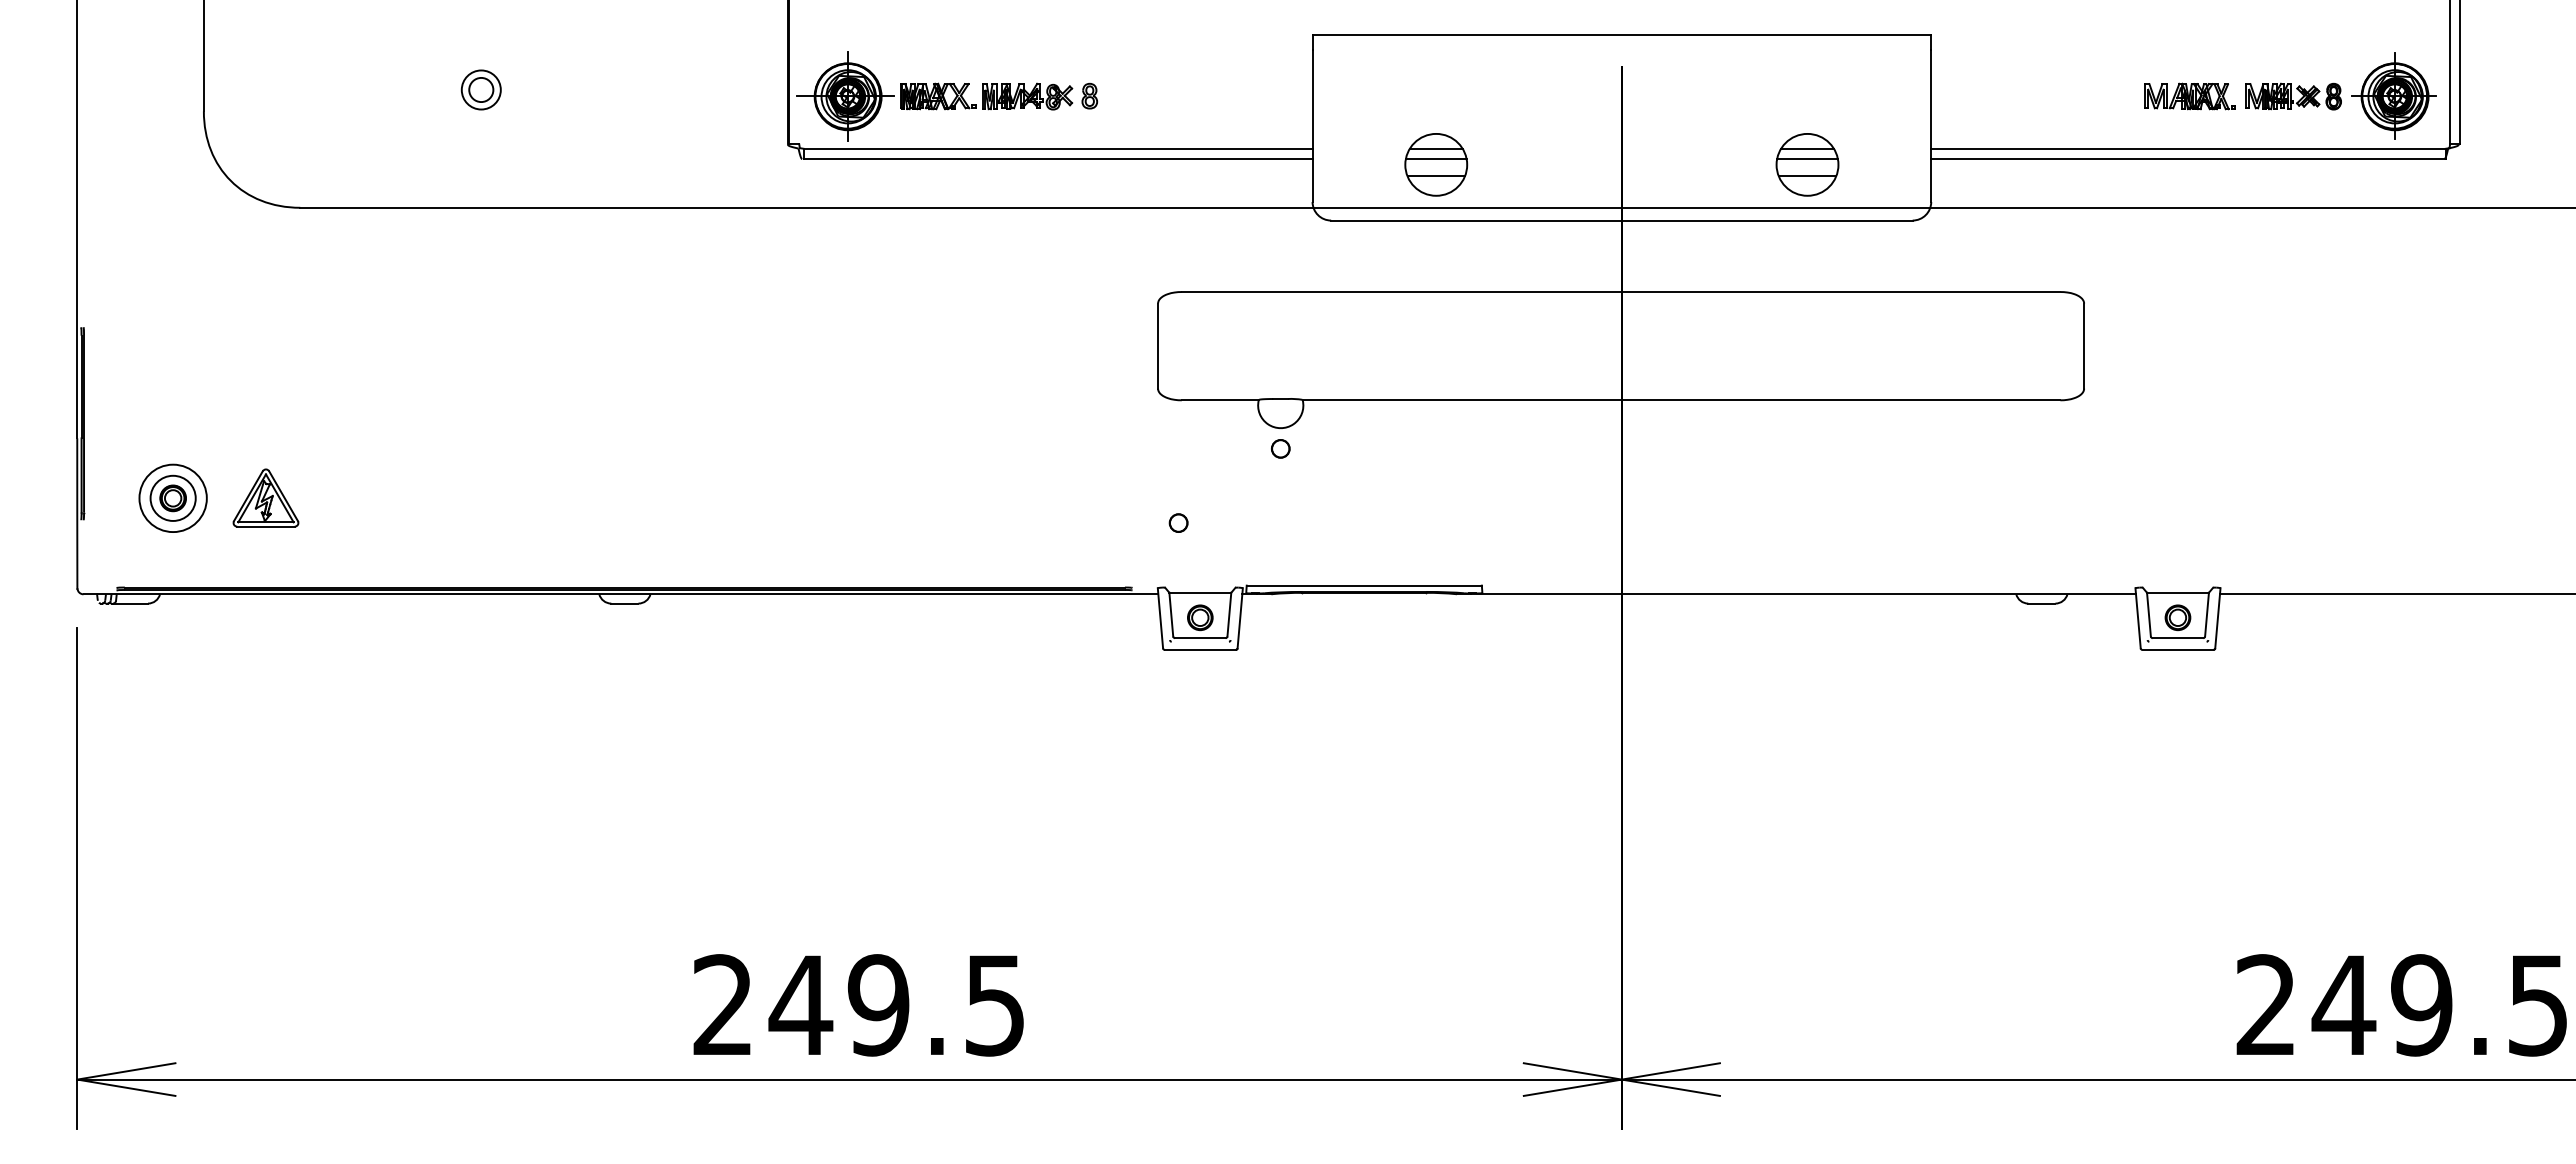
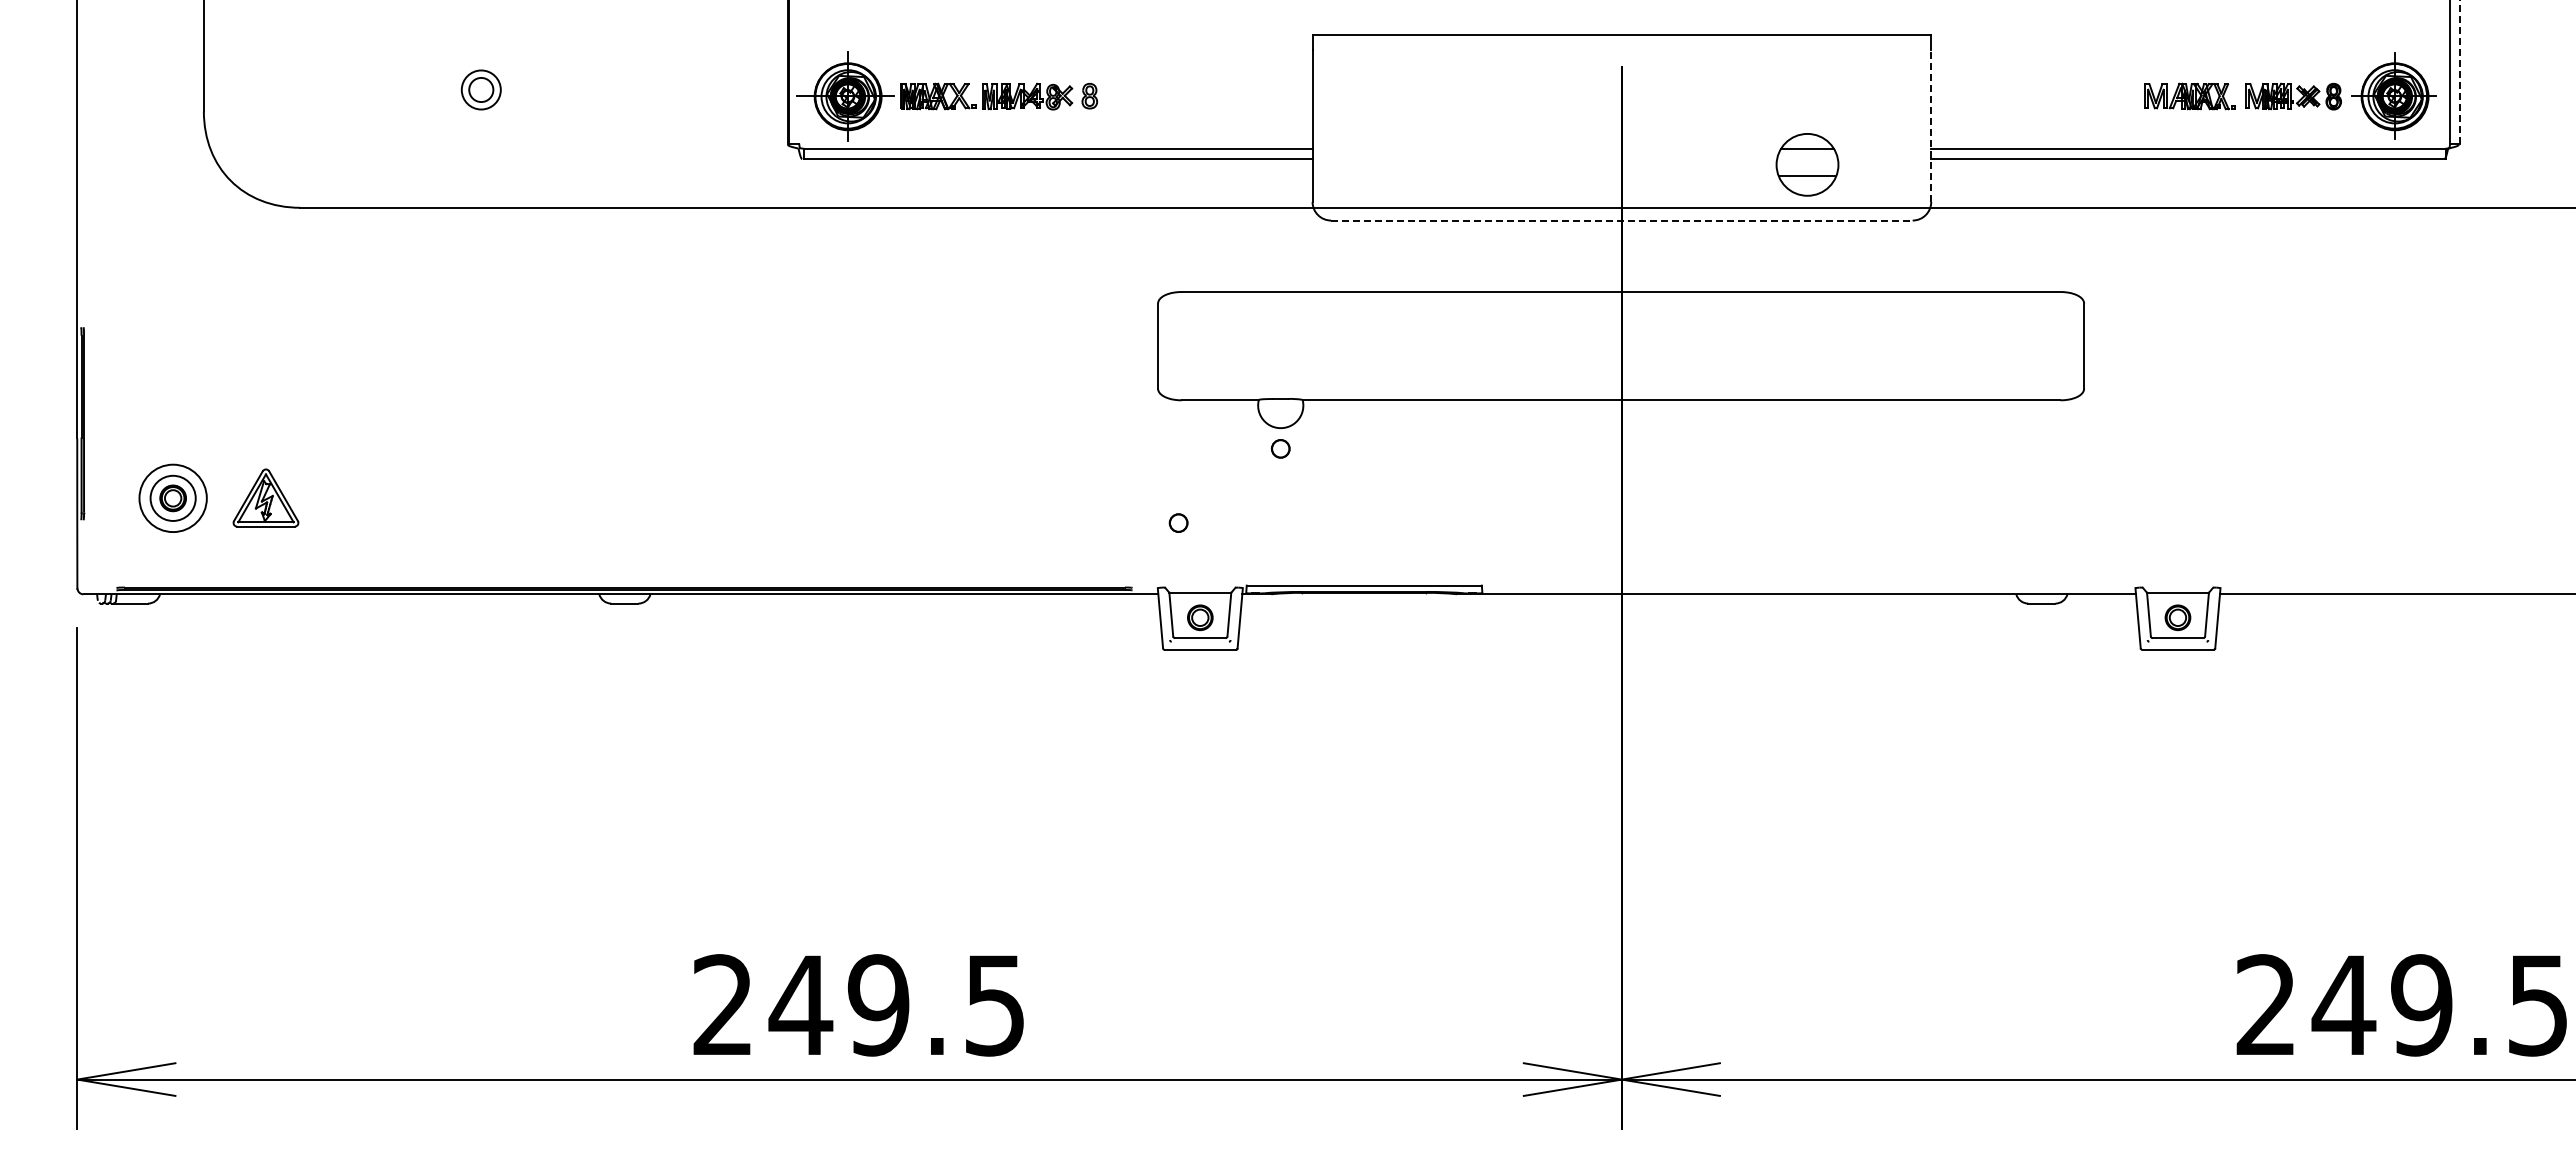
line: solid -> dashed (2460, 72)
line: solid -> dashed (1931, 125)
line: present -> none (1807, 158)
part: present -> none (1436, 164)
line: solid -> dashed (1621, 220)
